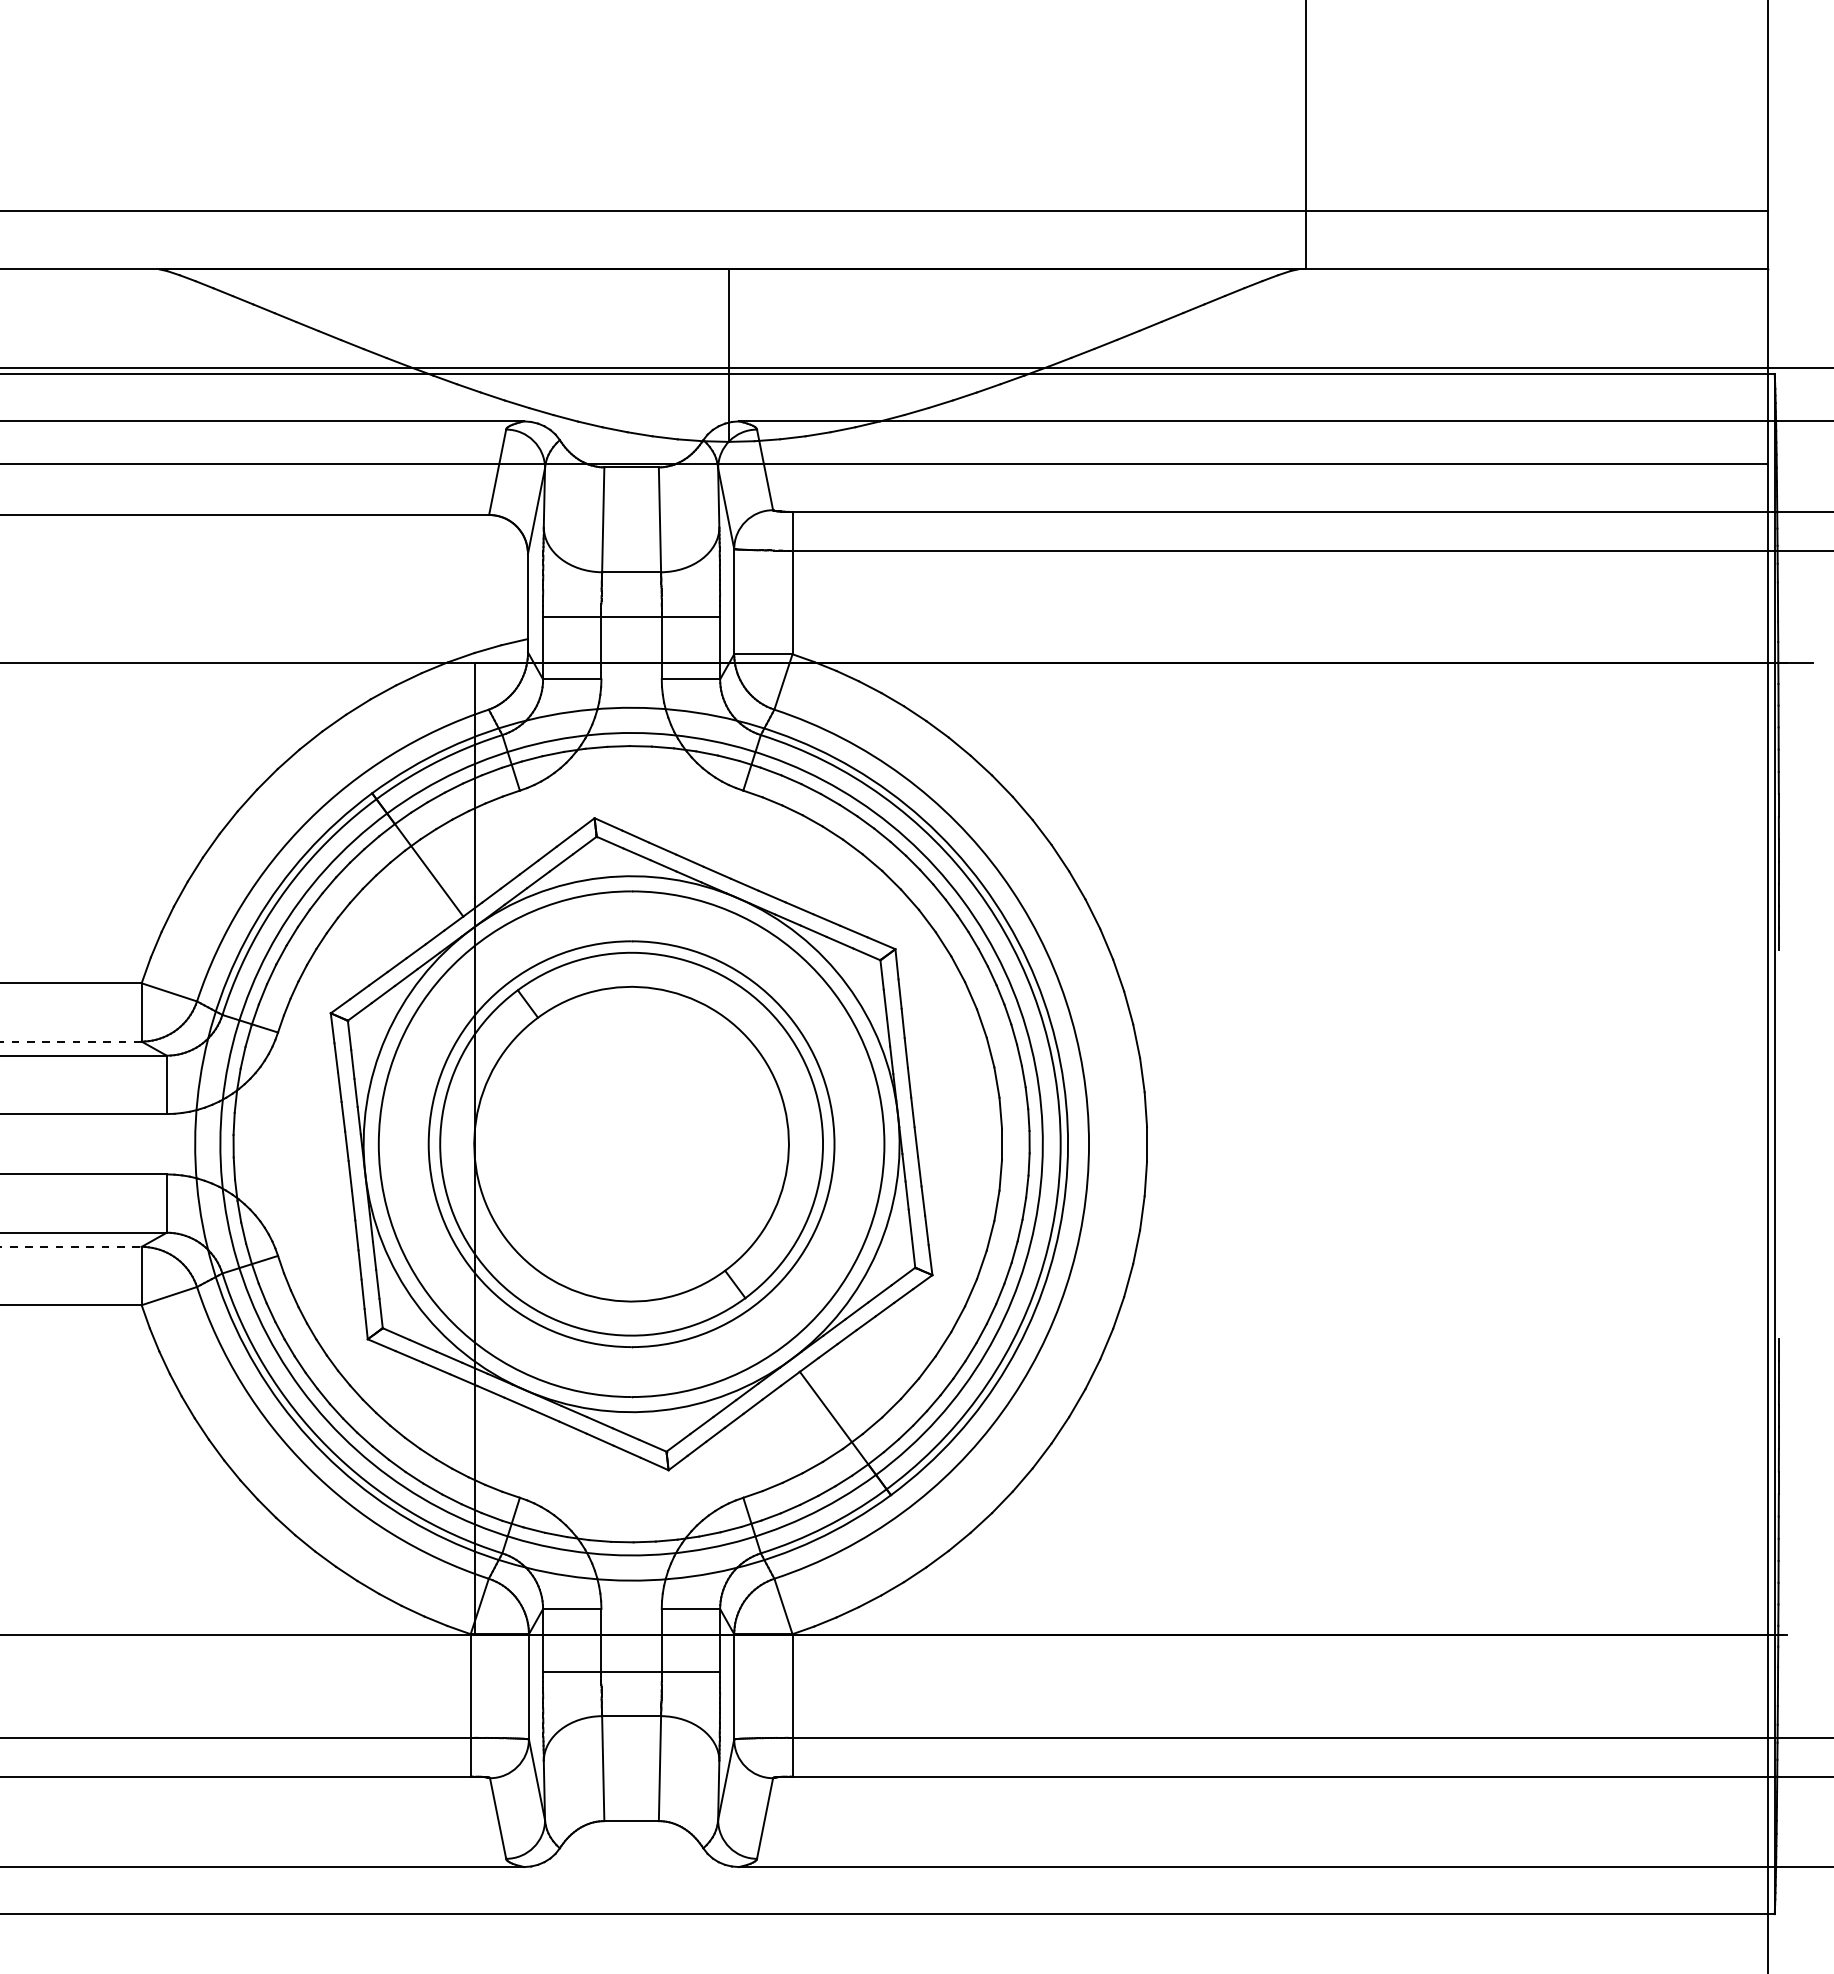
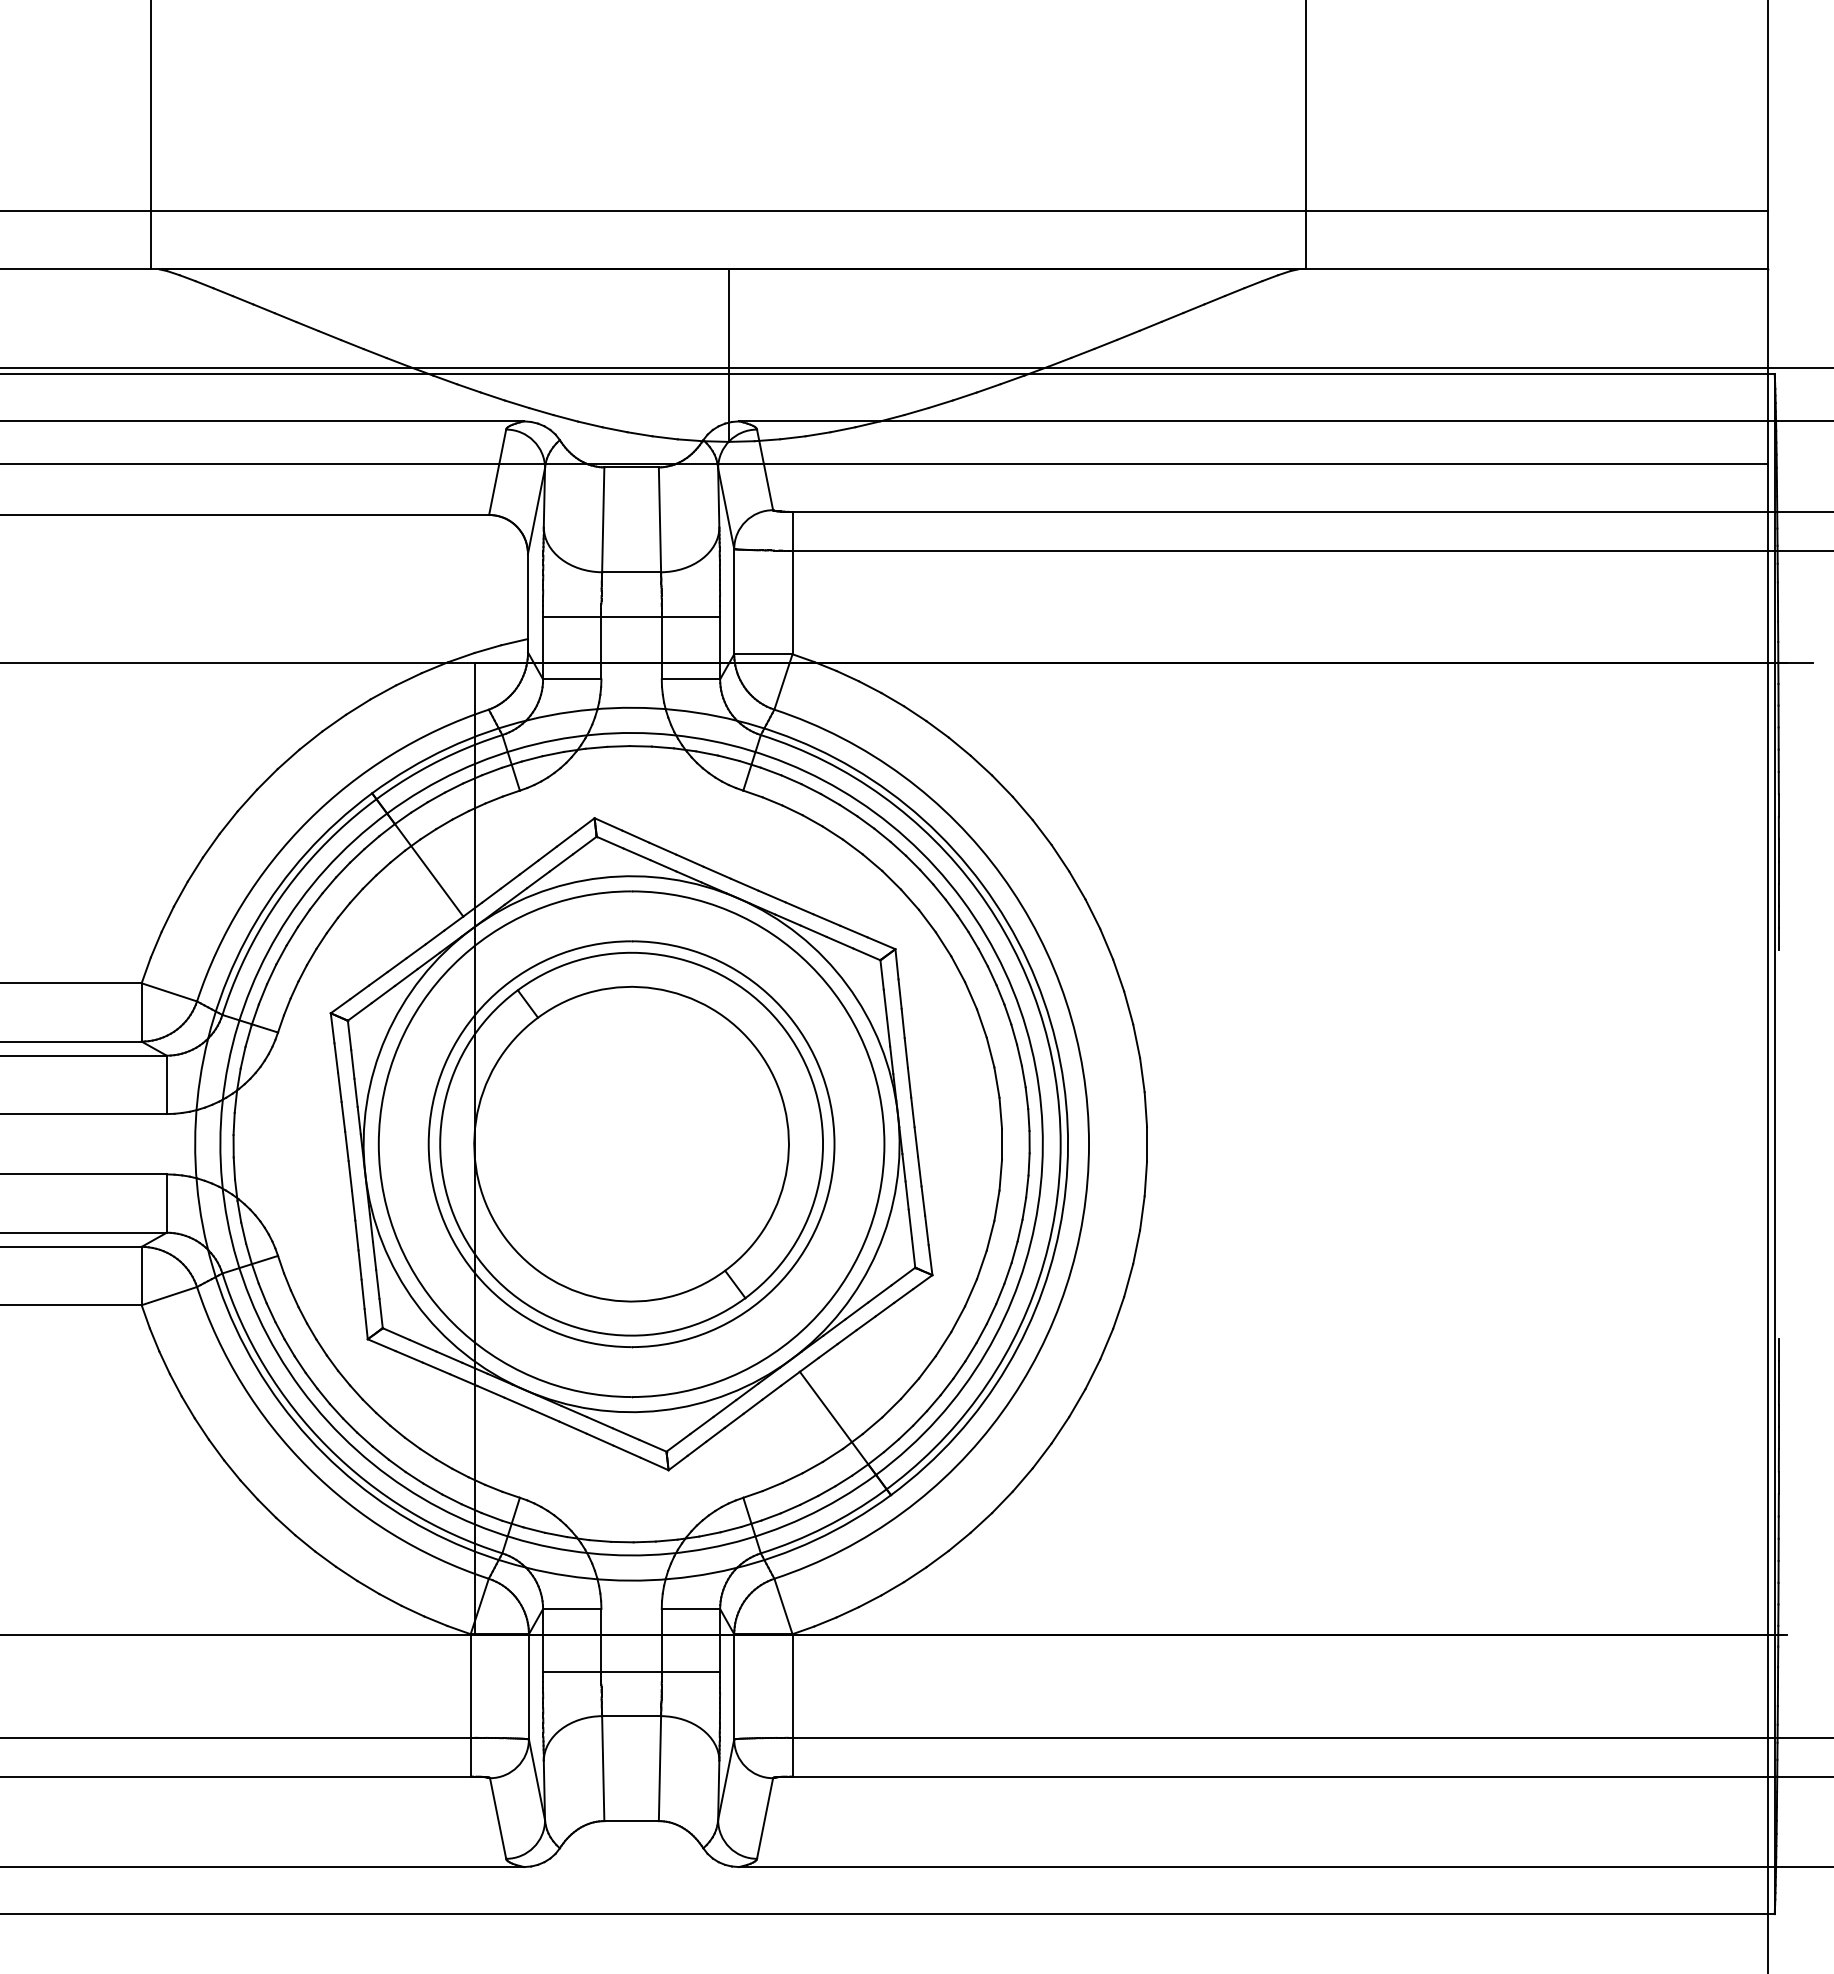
line: none -> present (151, 135)
line: dashed -> solid (70, 1041)
line: dashed -> solid (71, 1246)
